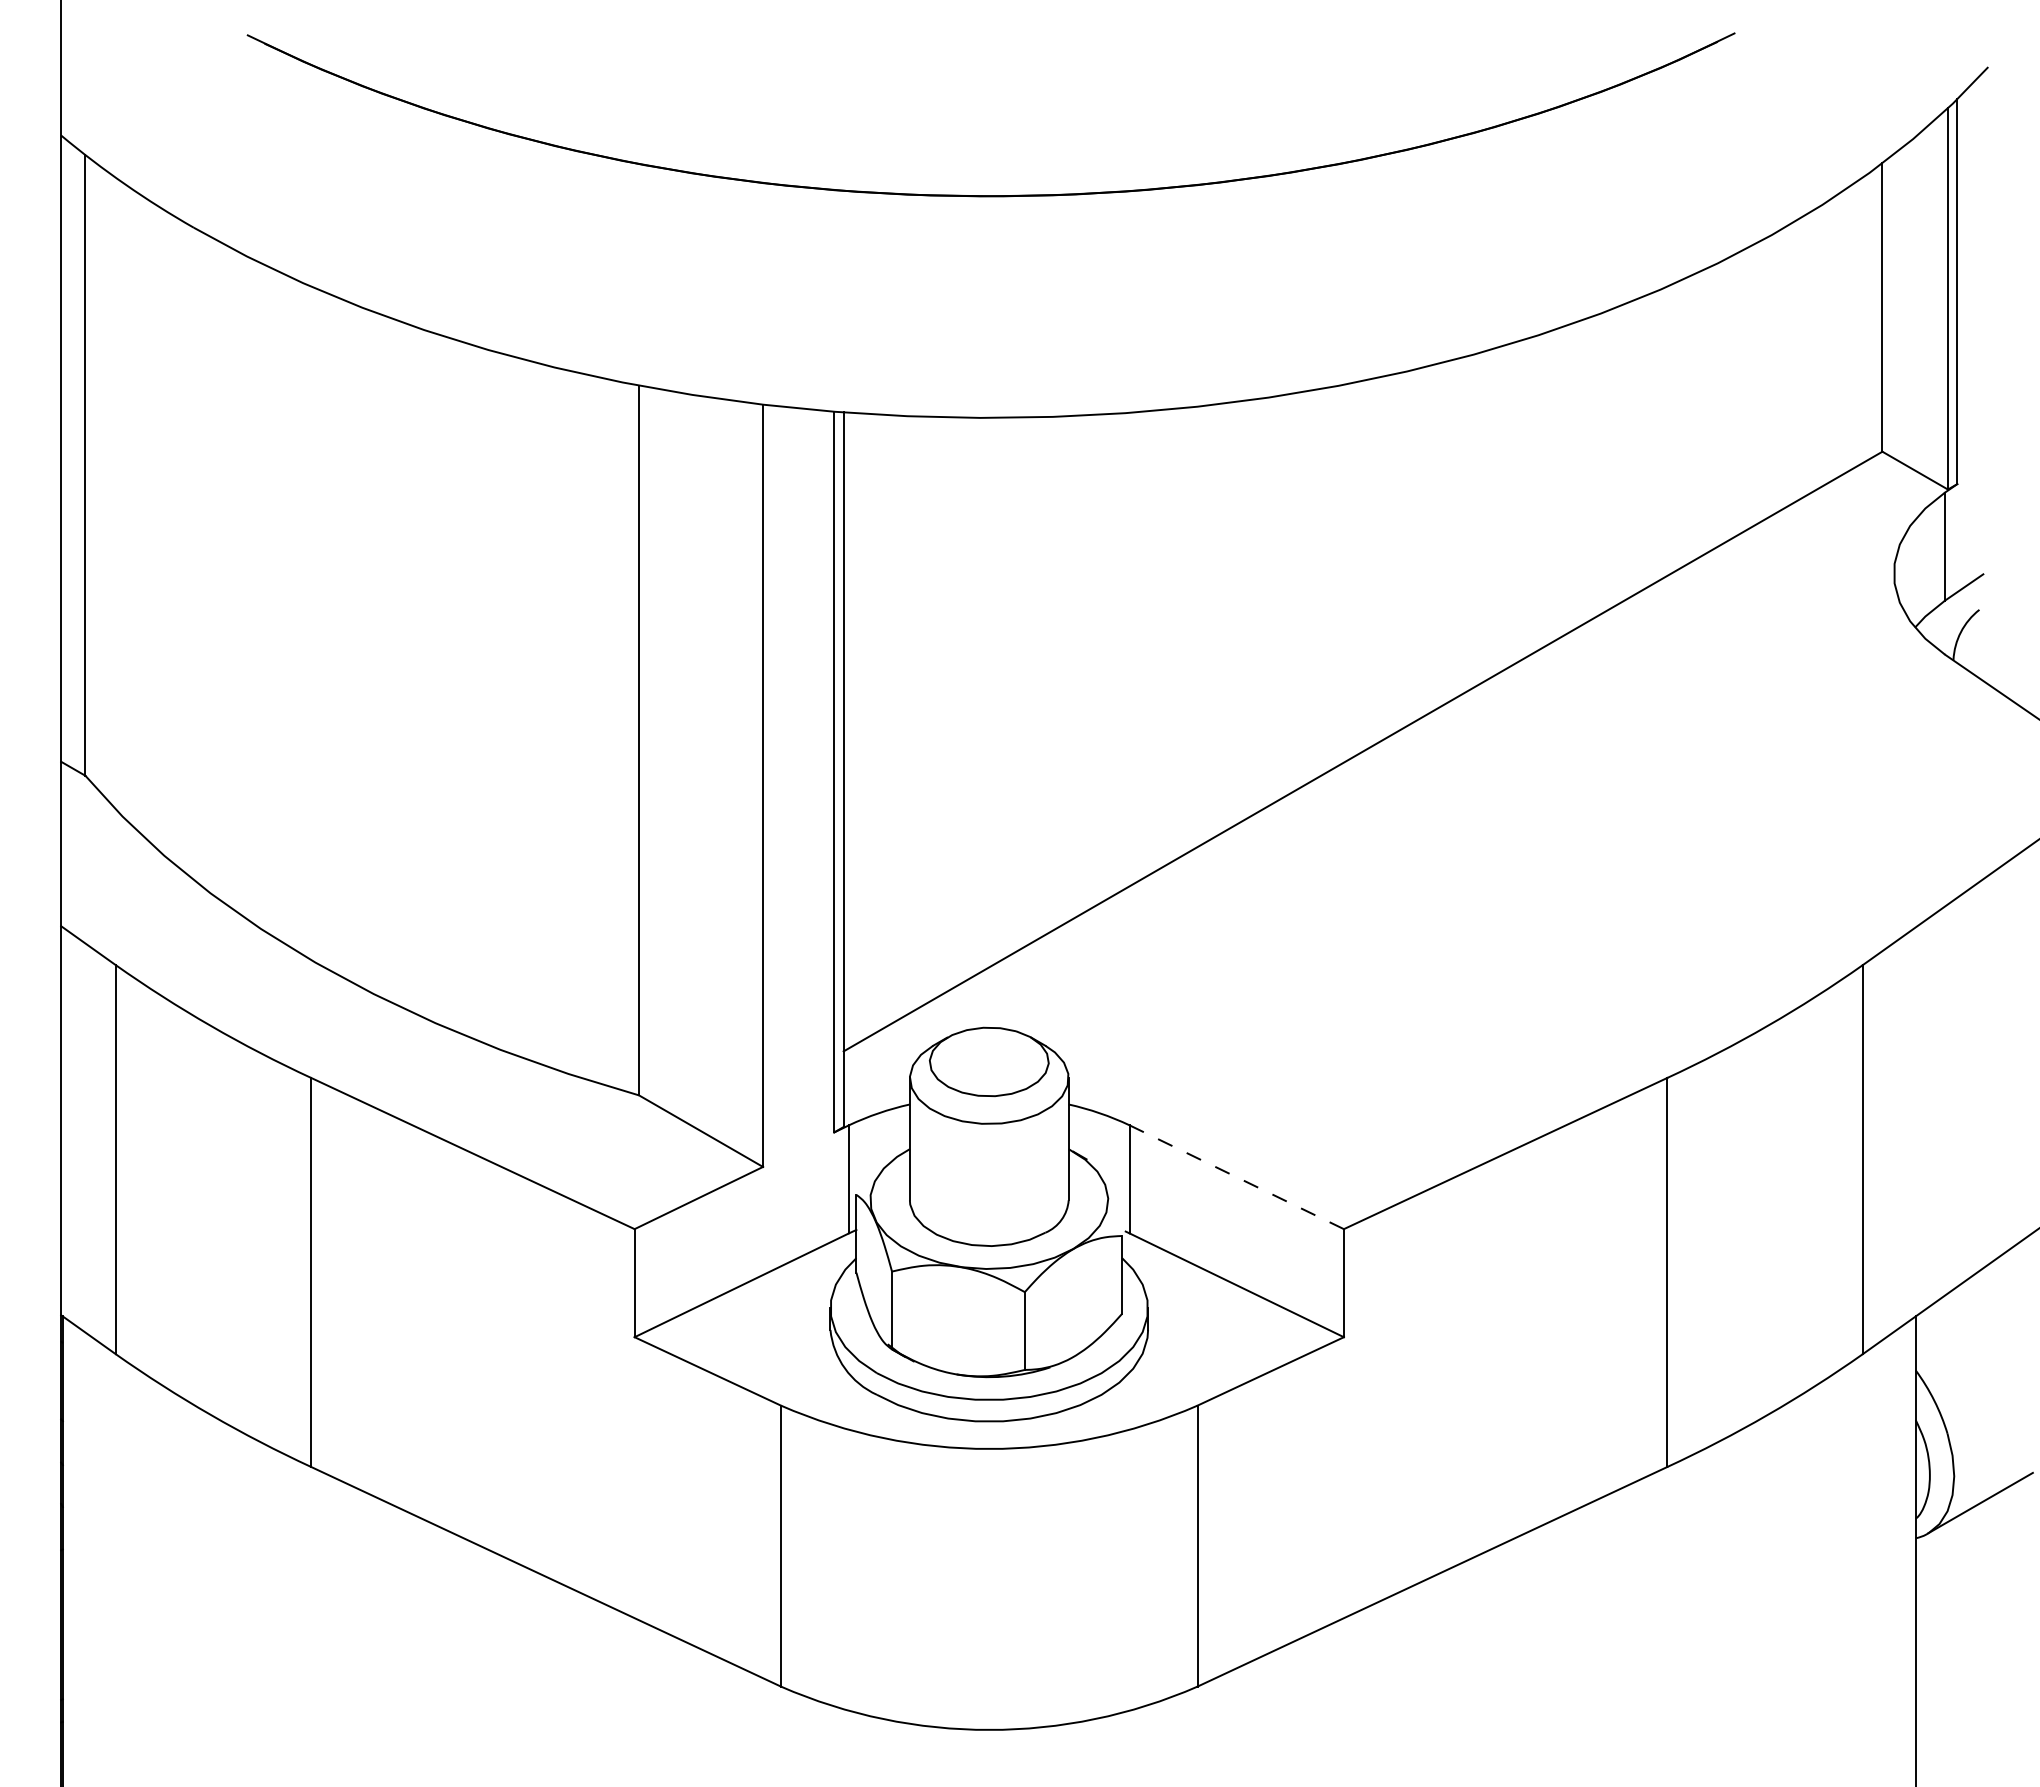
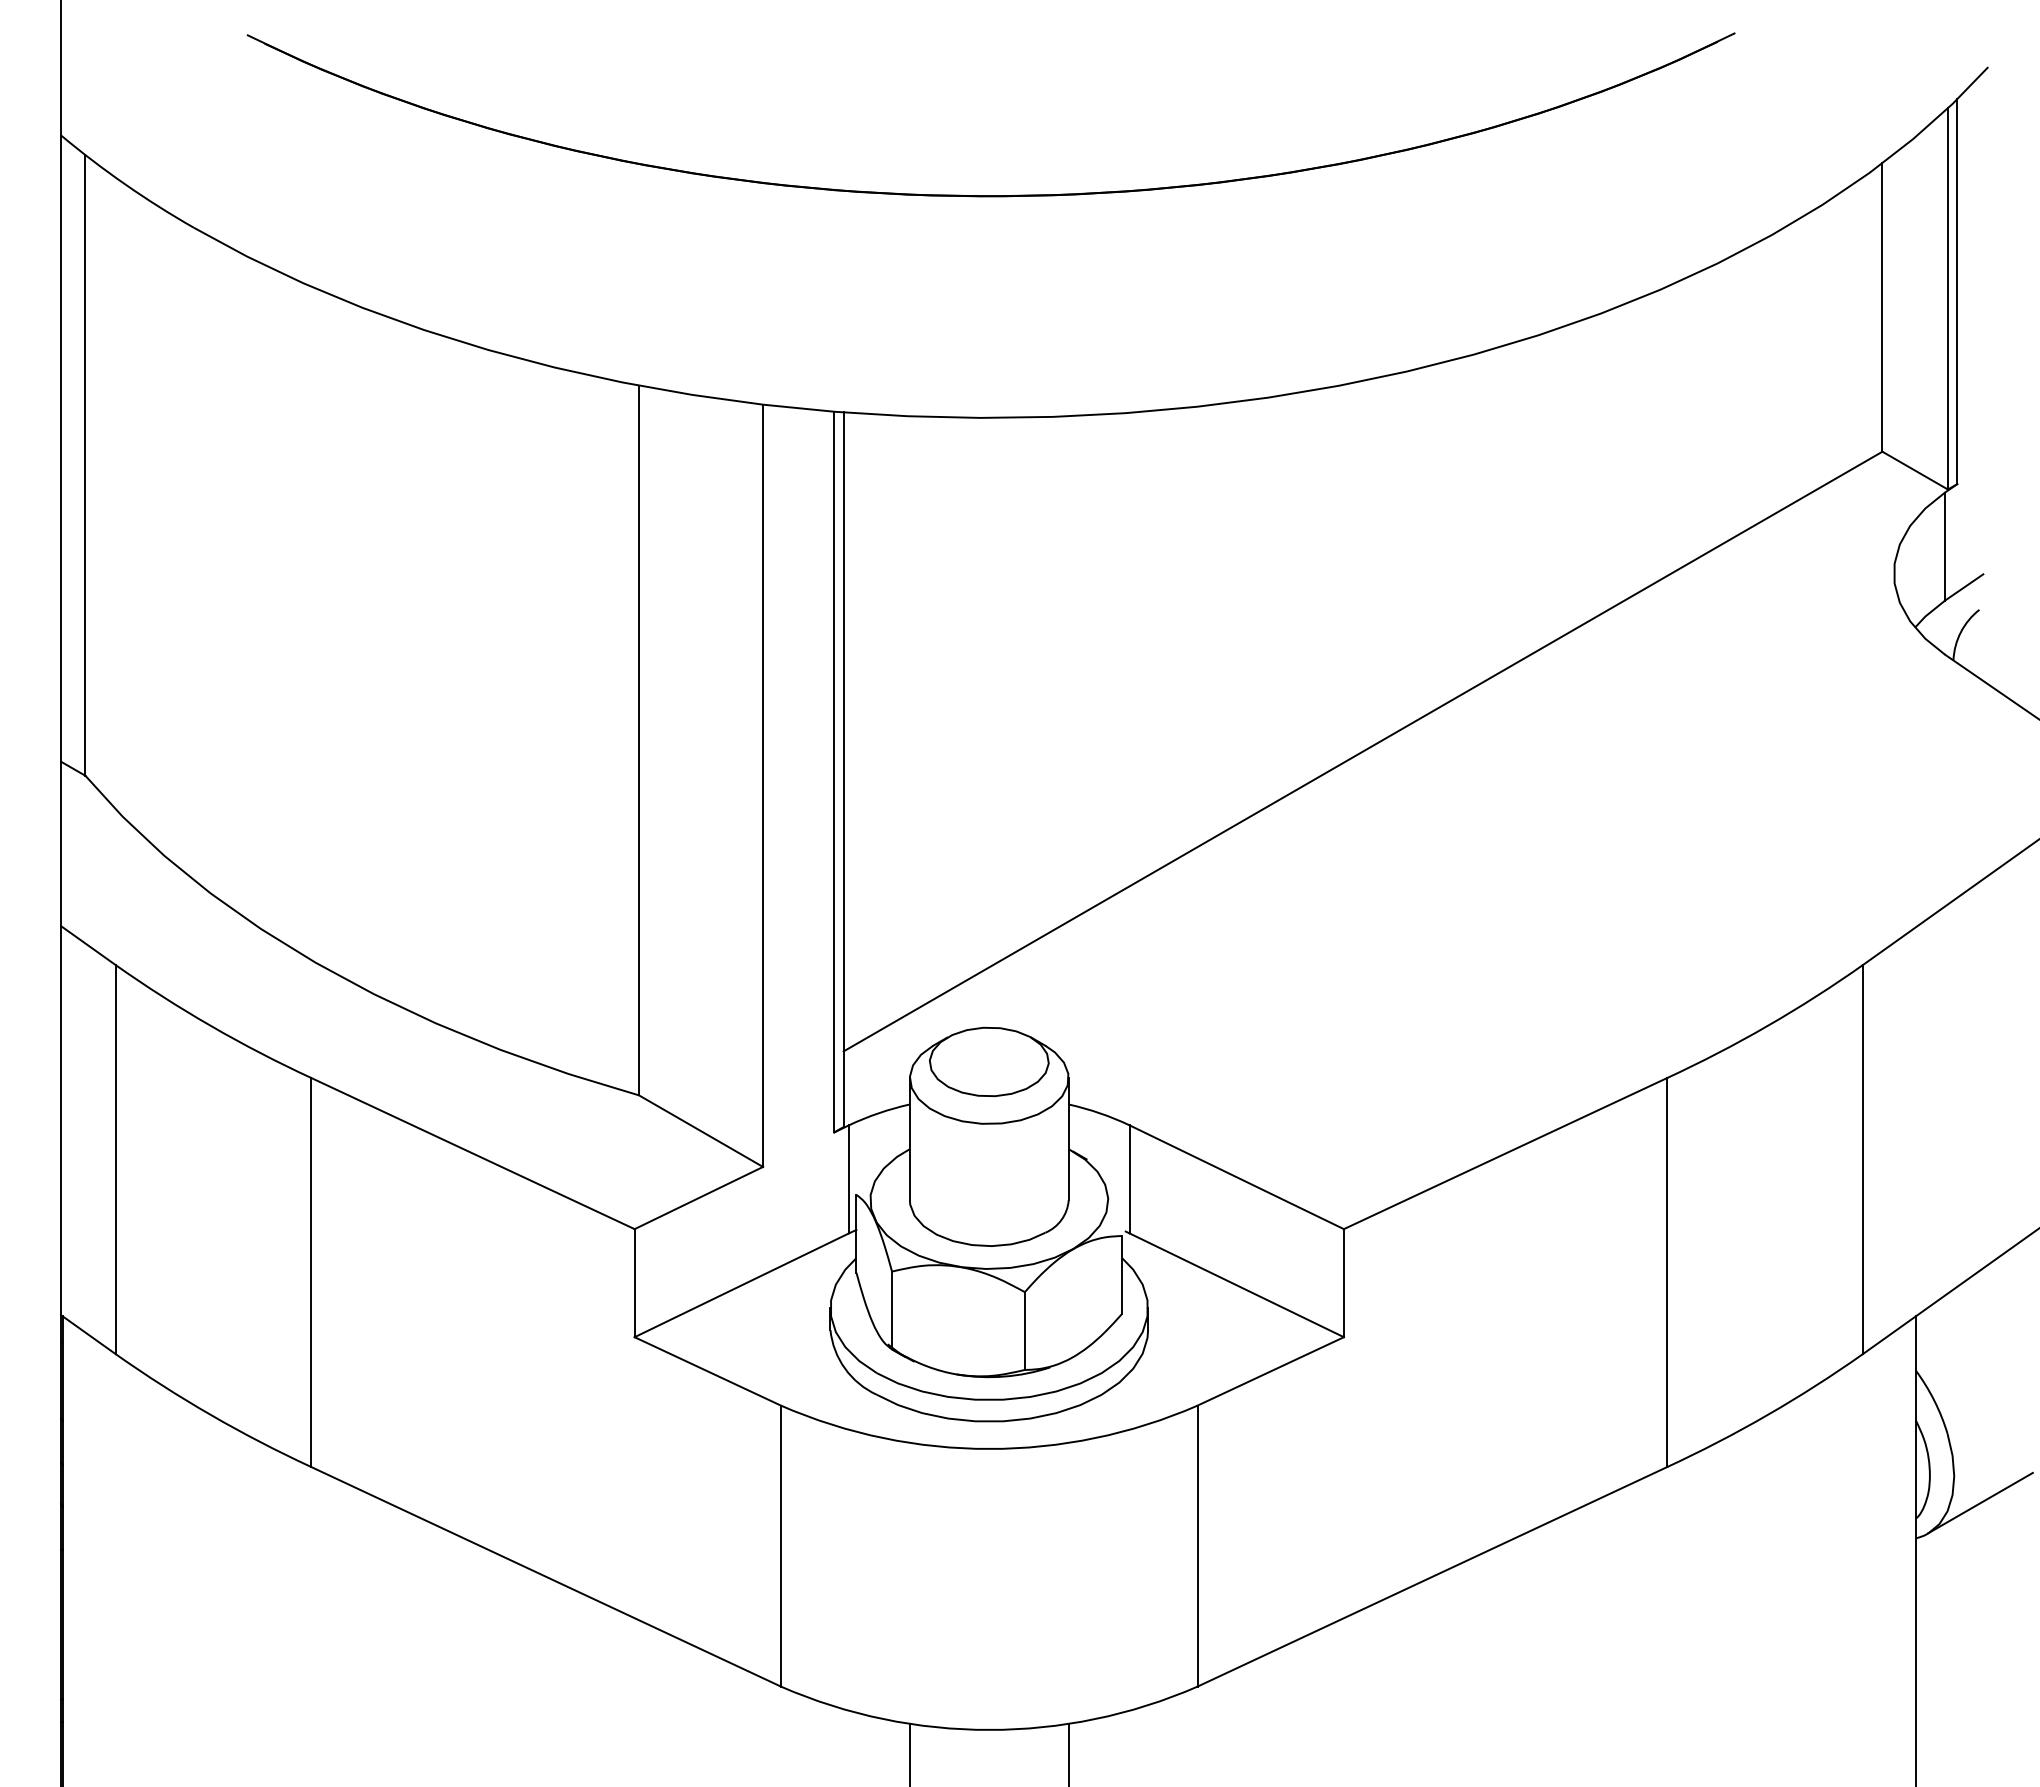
line: dashed -> solid (1236, 1177)
line: none -> present (909, 1753)
line: none -> present (1068, 1753)
